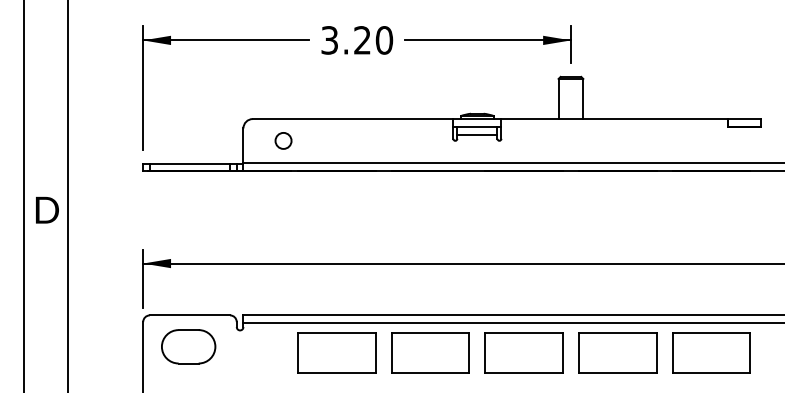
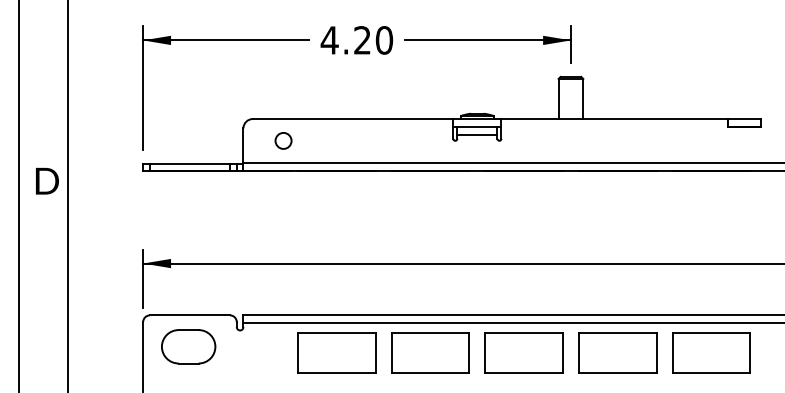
text: 3.20 -> 4.20 (329, 40)
line position: (23, 195) -> (18, 195) (18, 195)
text position: (47, 209) -> (47, 180) (47, 180)
